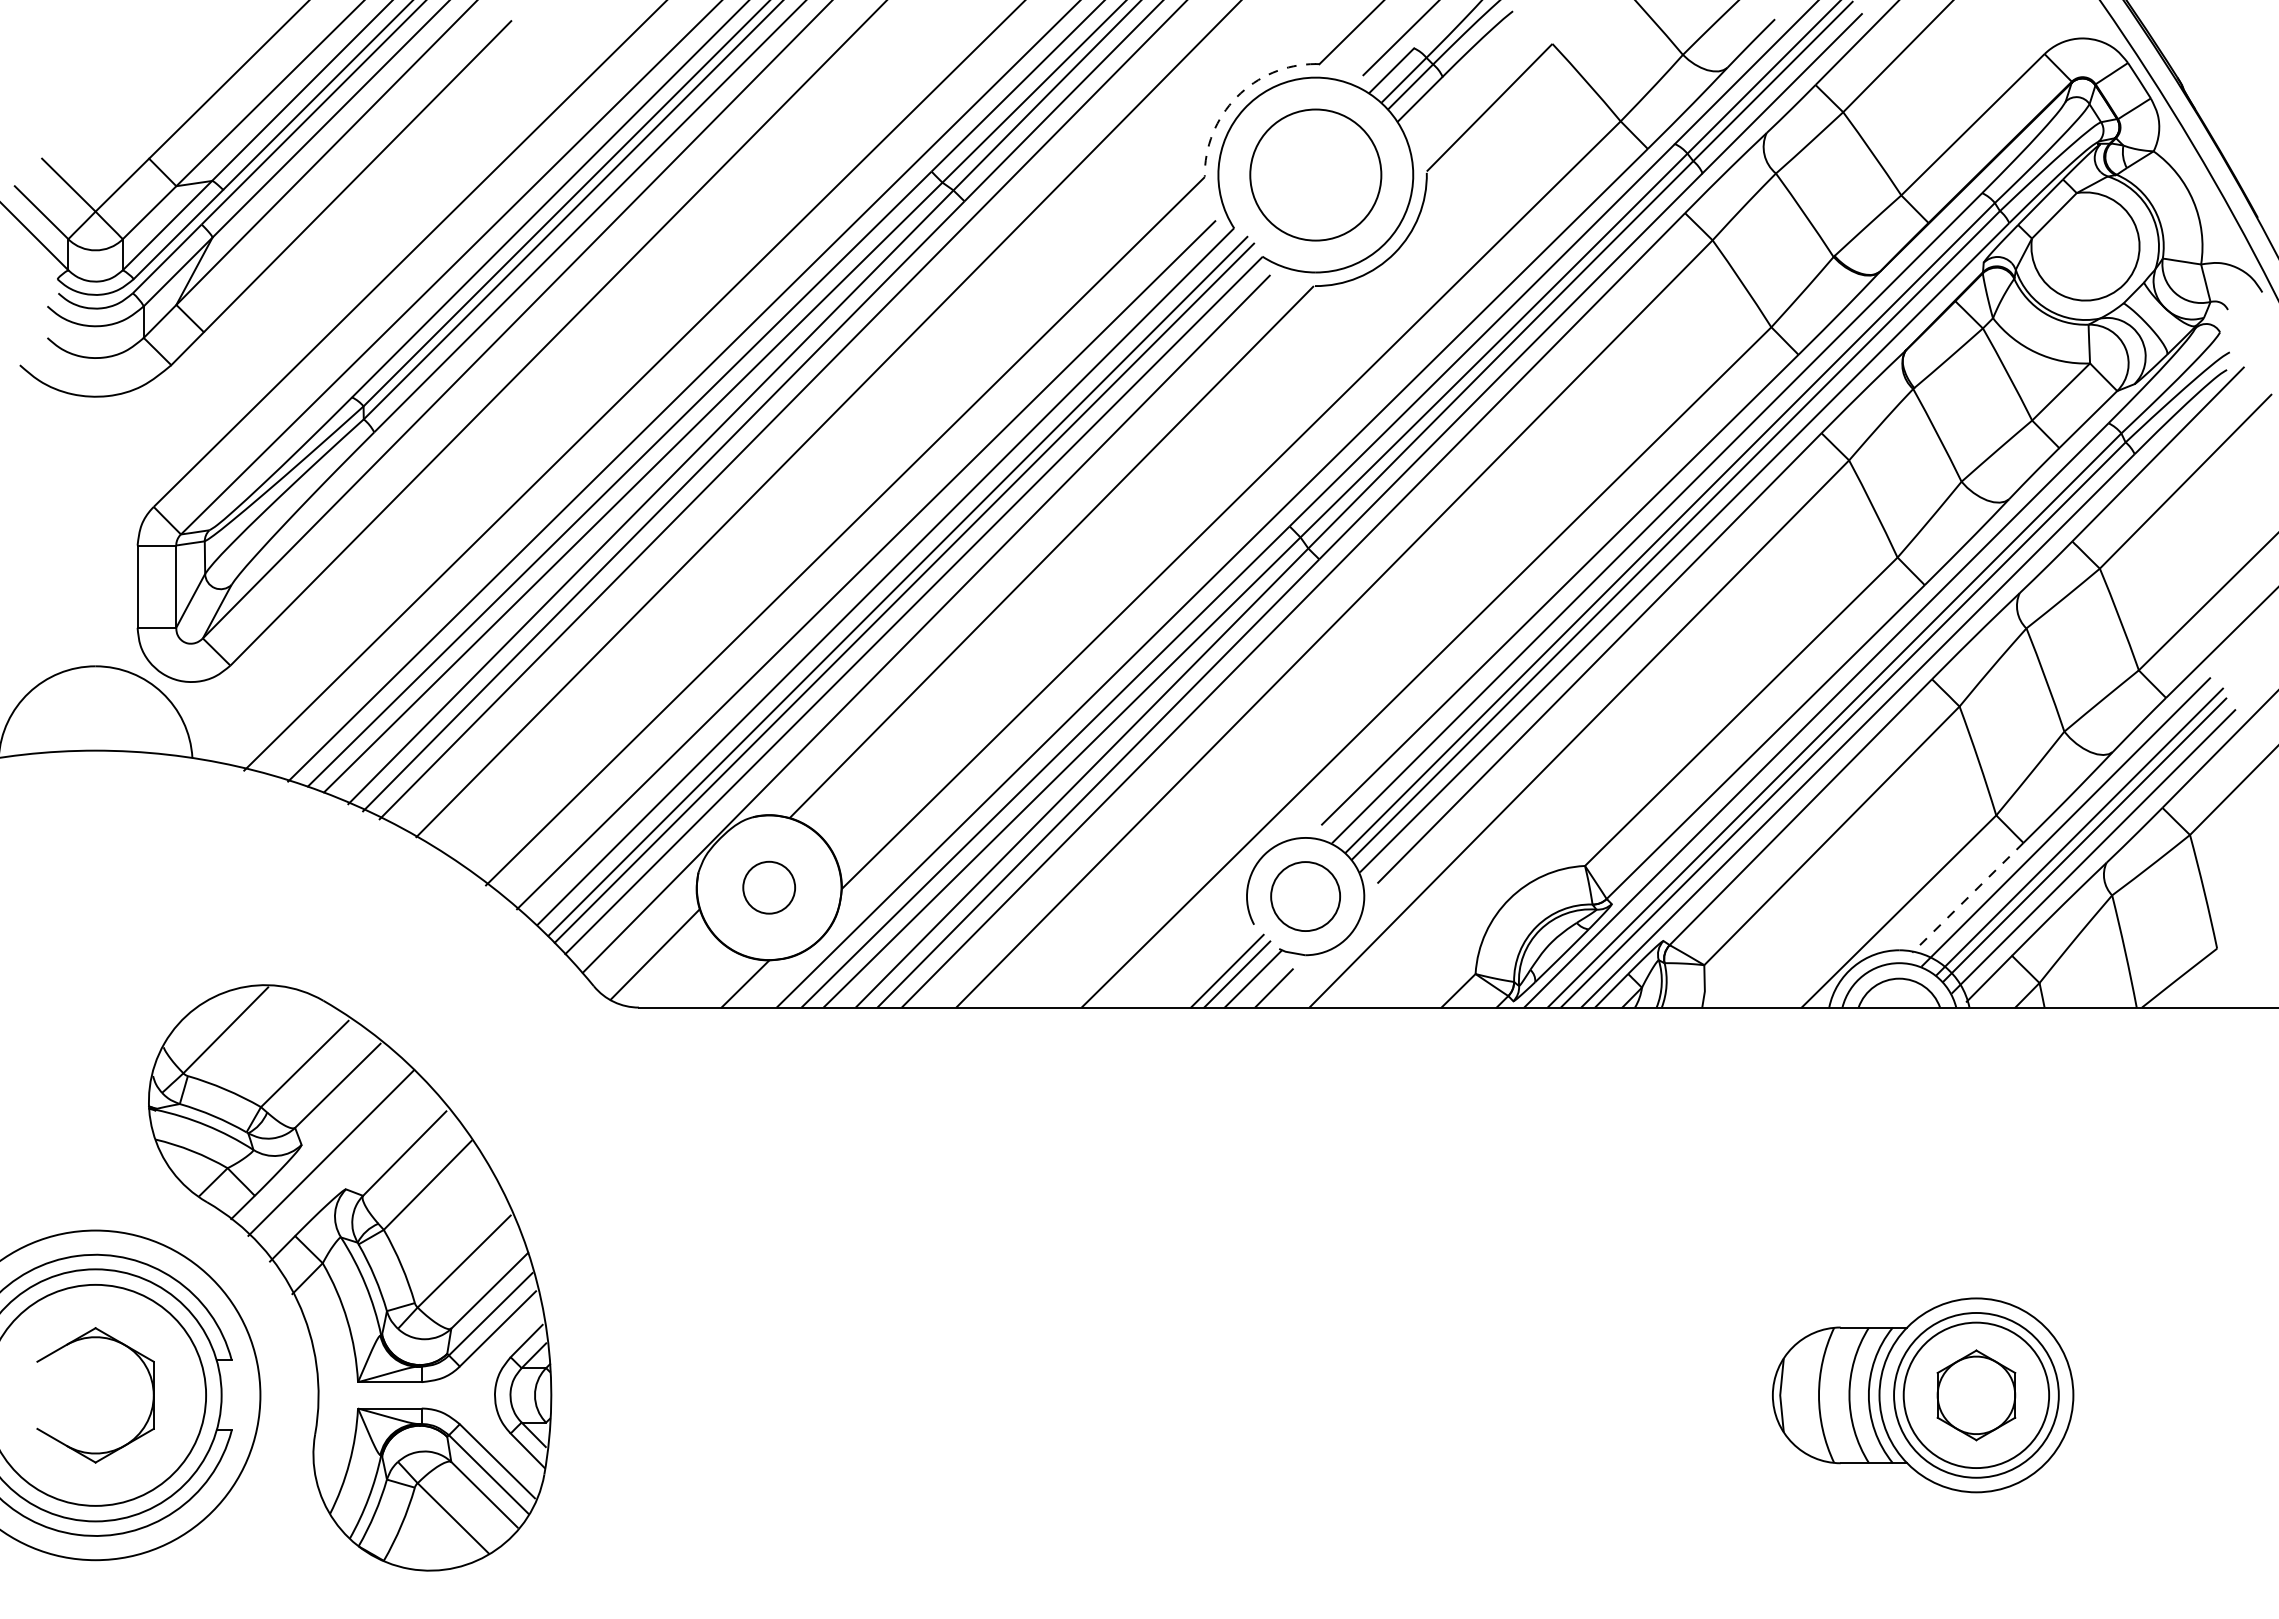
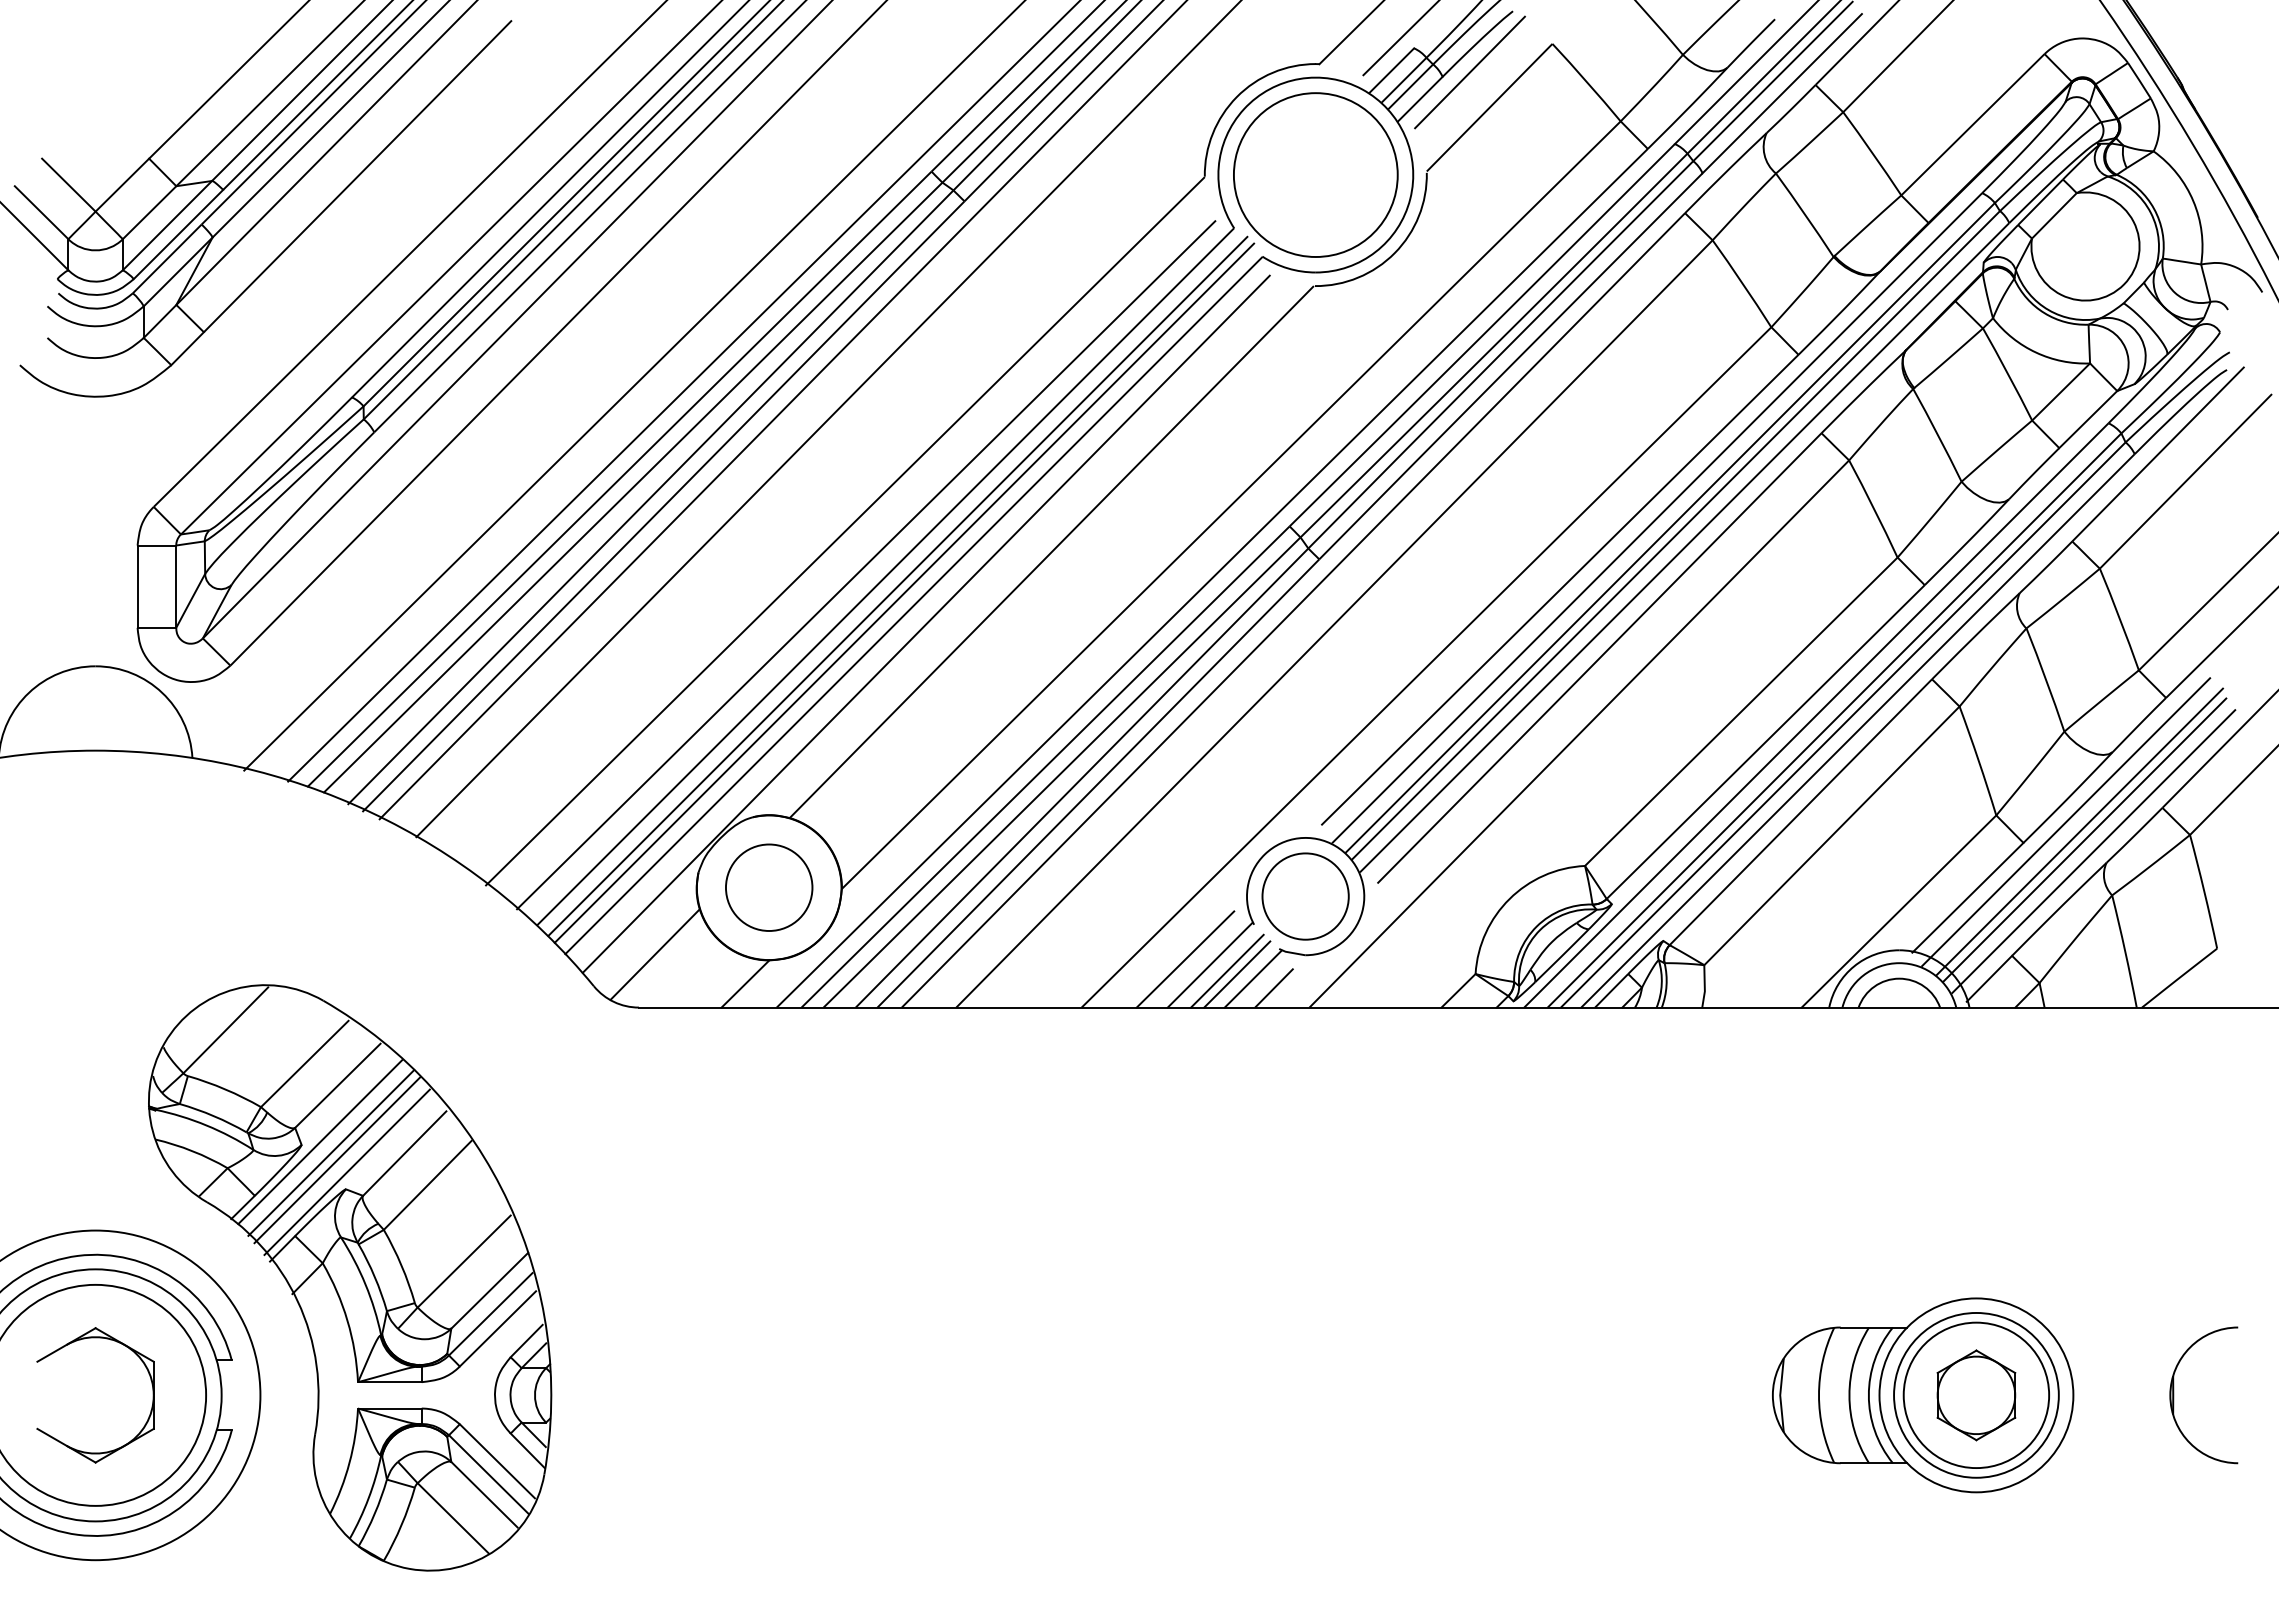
line: none -> present (1469, 72)
arc: dashed -> solid (1236, 97)
circle diameter: 131 px -> 164 px (1315, 175)
circle diameter: 52 px -> 86 px (768, 887)
circle diameter: 69 px -> 86 px (1305, 896)
line: dashed -> solid (1967, 898)
line: none -> present (1185, 959)
line: none -> present (1209, 964)
line: none -> present (320, 1142)
line: none -> present (337, 1160)
line: none -> present (346, 1172)
part: none -> present (2174, 1395)
